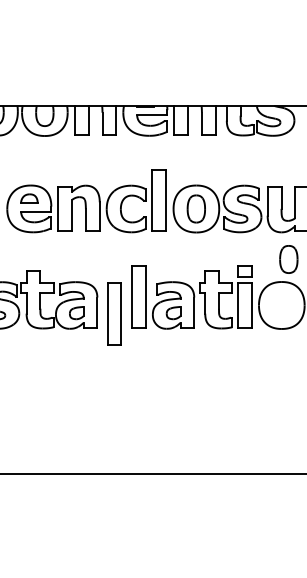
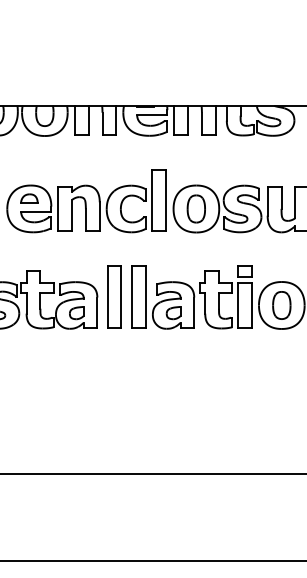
part position: (288, 259) -> (281, 305) (281, 305)
part position: (114, 313) -> (114, 296) (114, 296)
line: none -> present (152, 561)
